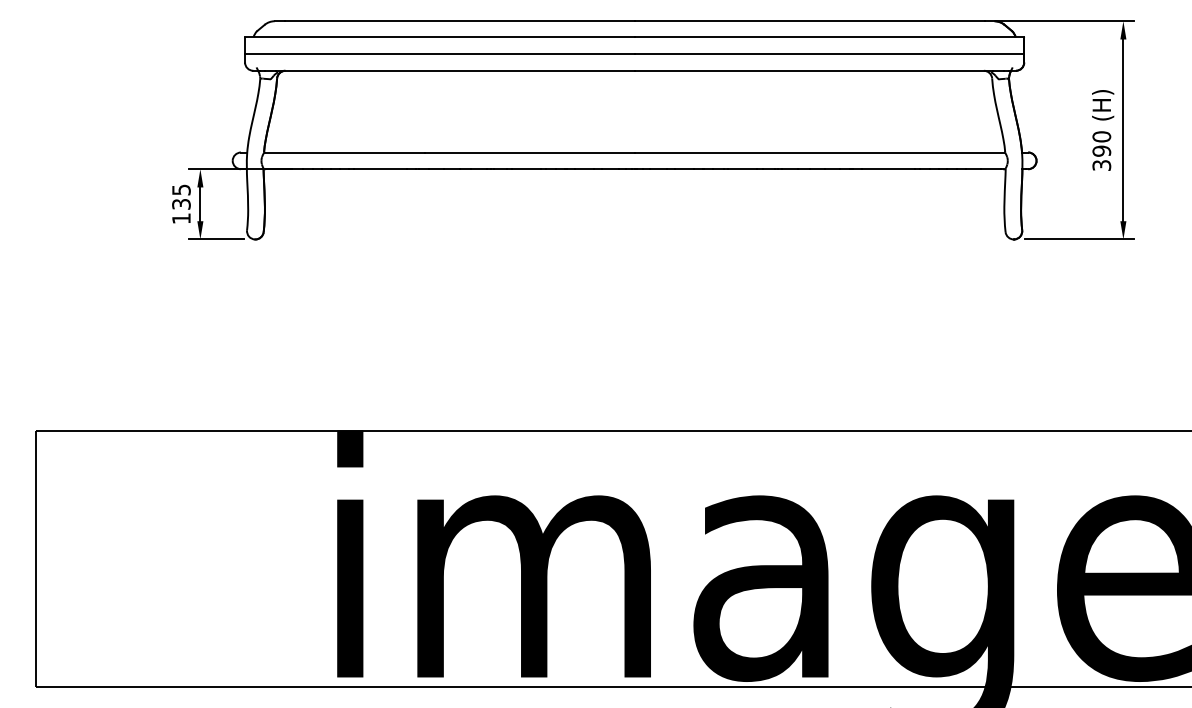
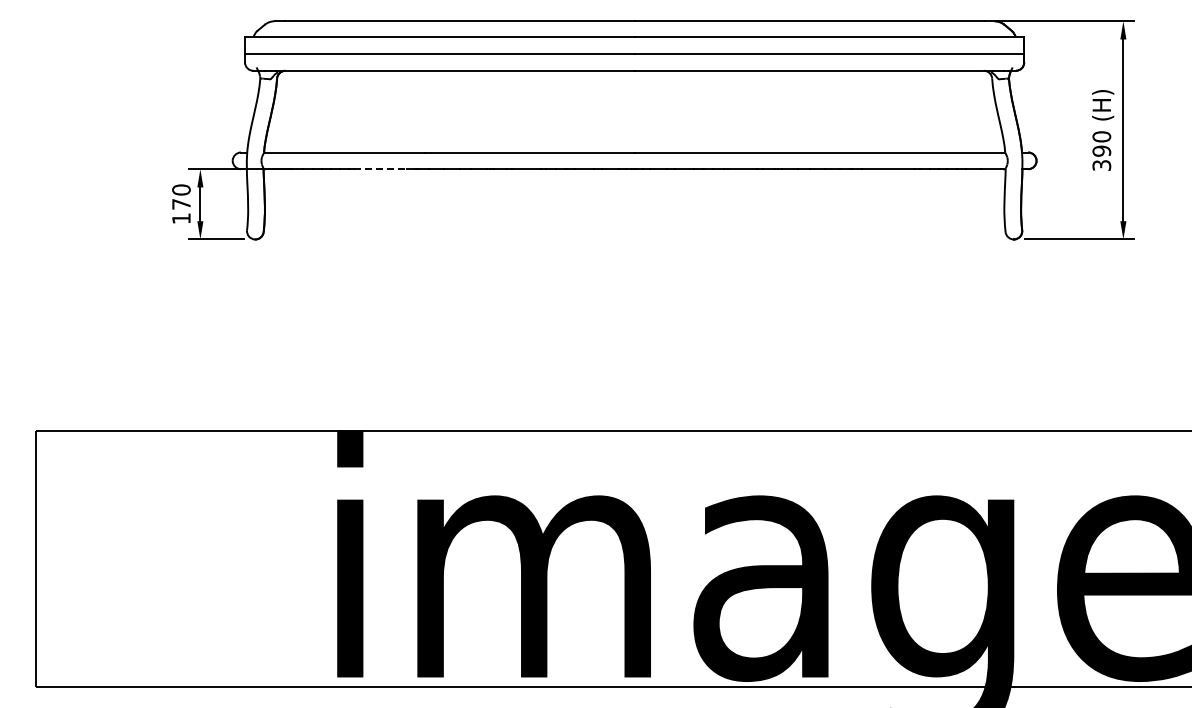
line: solid -> dashed (380, 169)
text: 135 -> 170 (181, 196)
